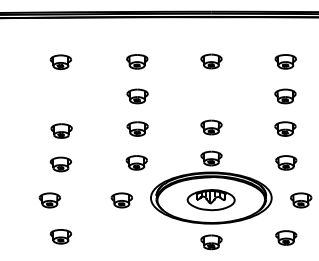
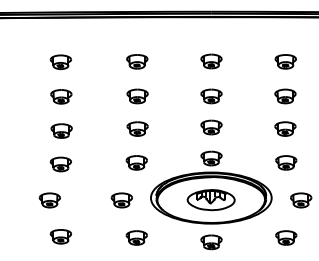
part: none -> present (61, 96)
part: none -> present (211, 96)
part: none -> present (136, 237)
